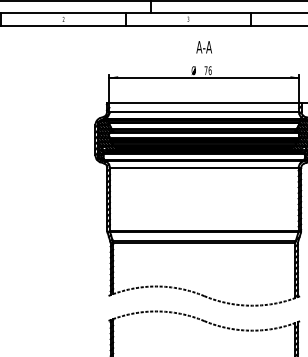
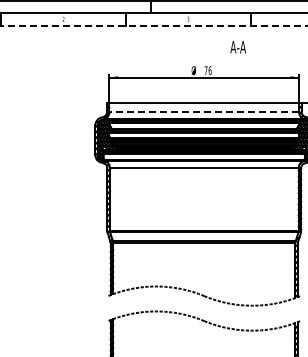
line: solid -> dashed (153, 25)
text position: (203, 47) -> (237, 47) (237, 47)
line: solid -> dashed (204, 112)
